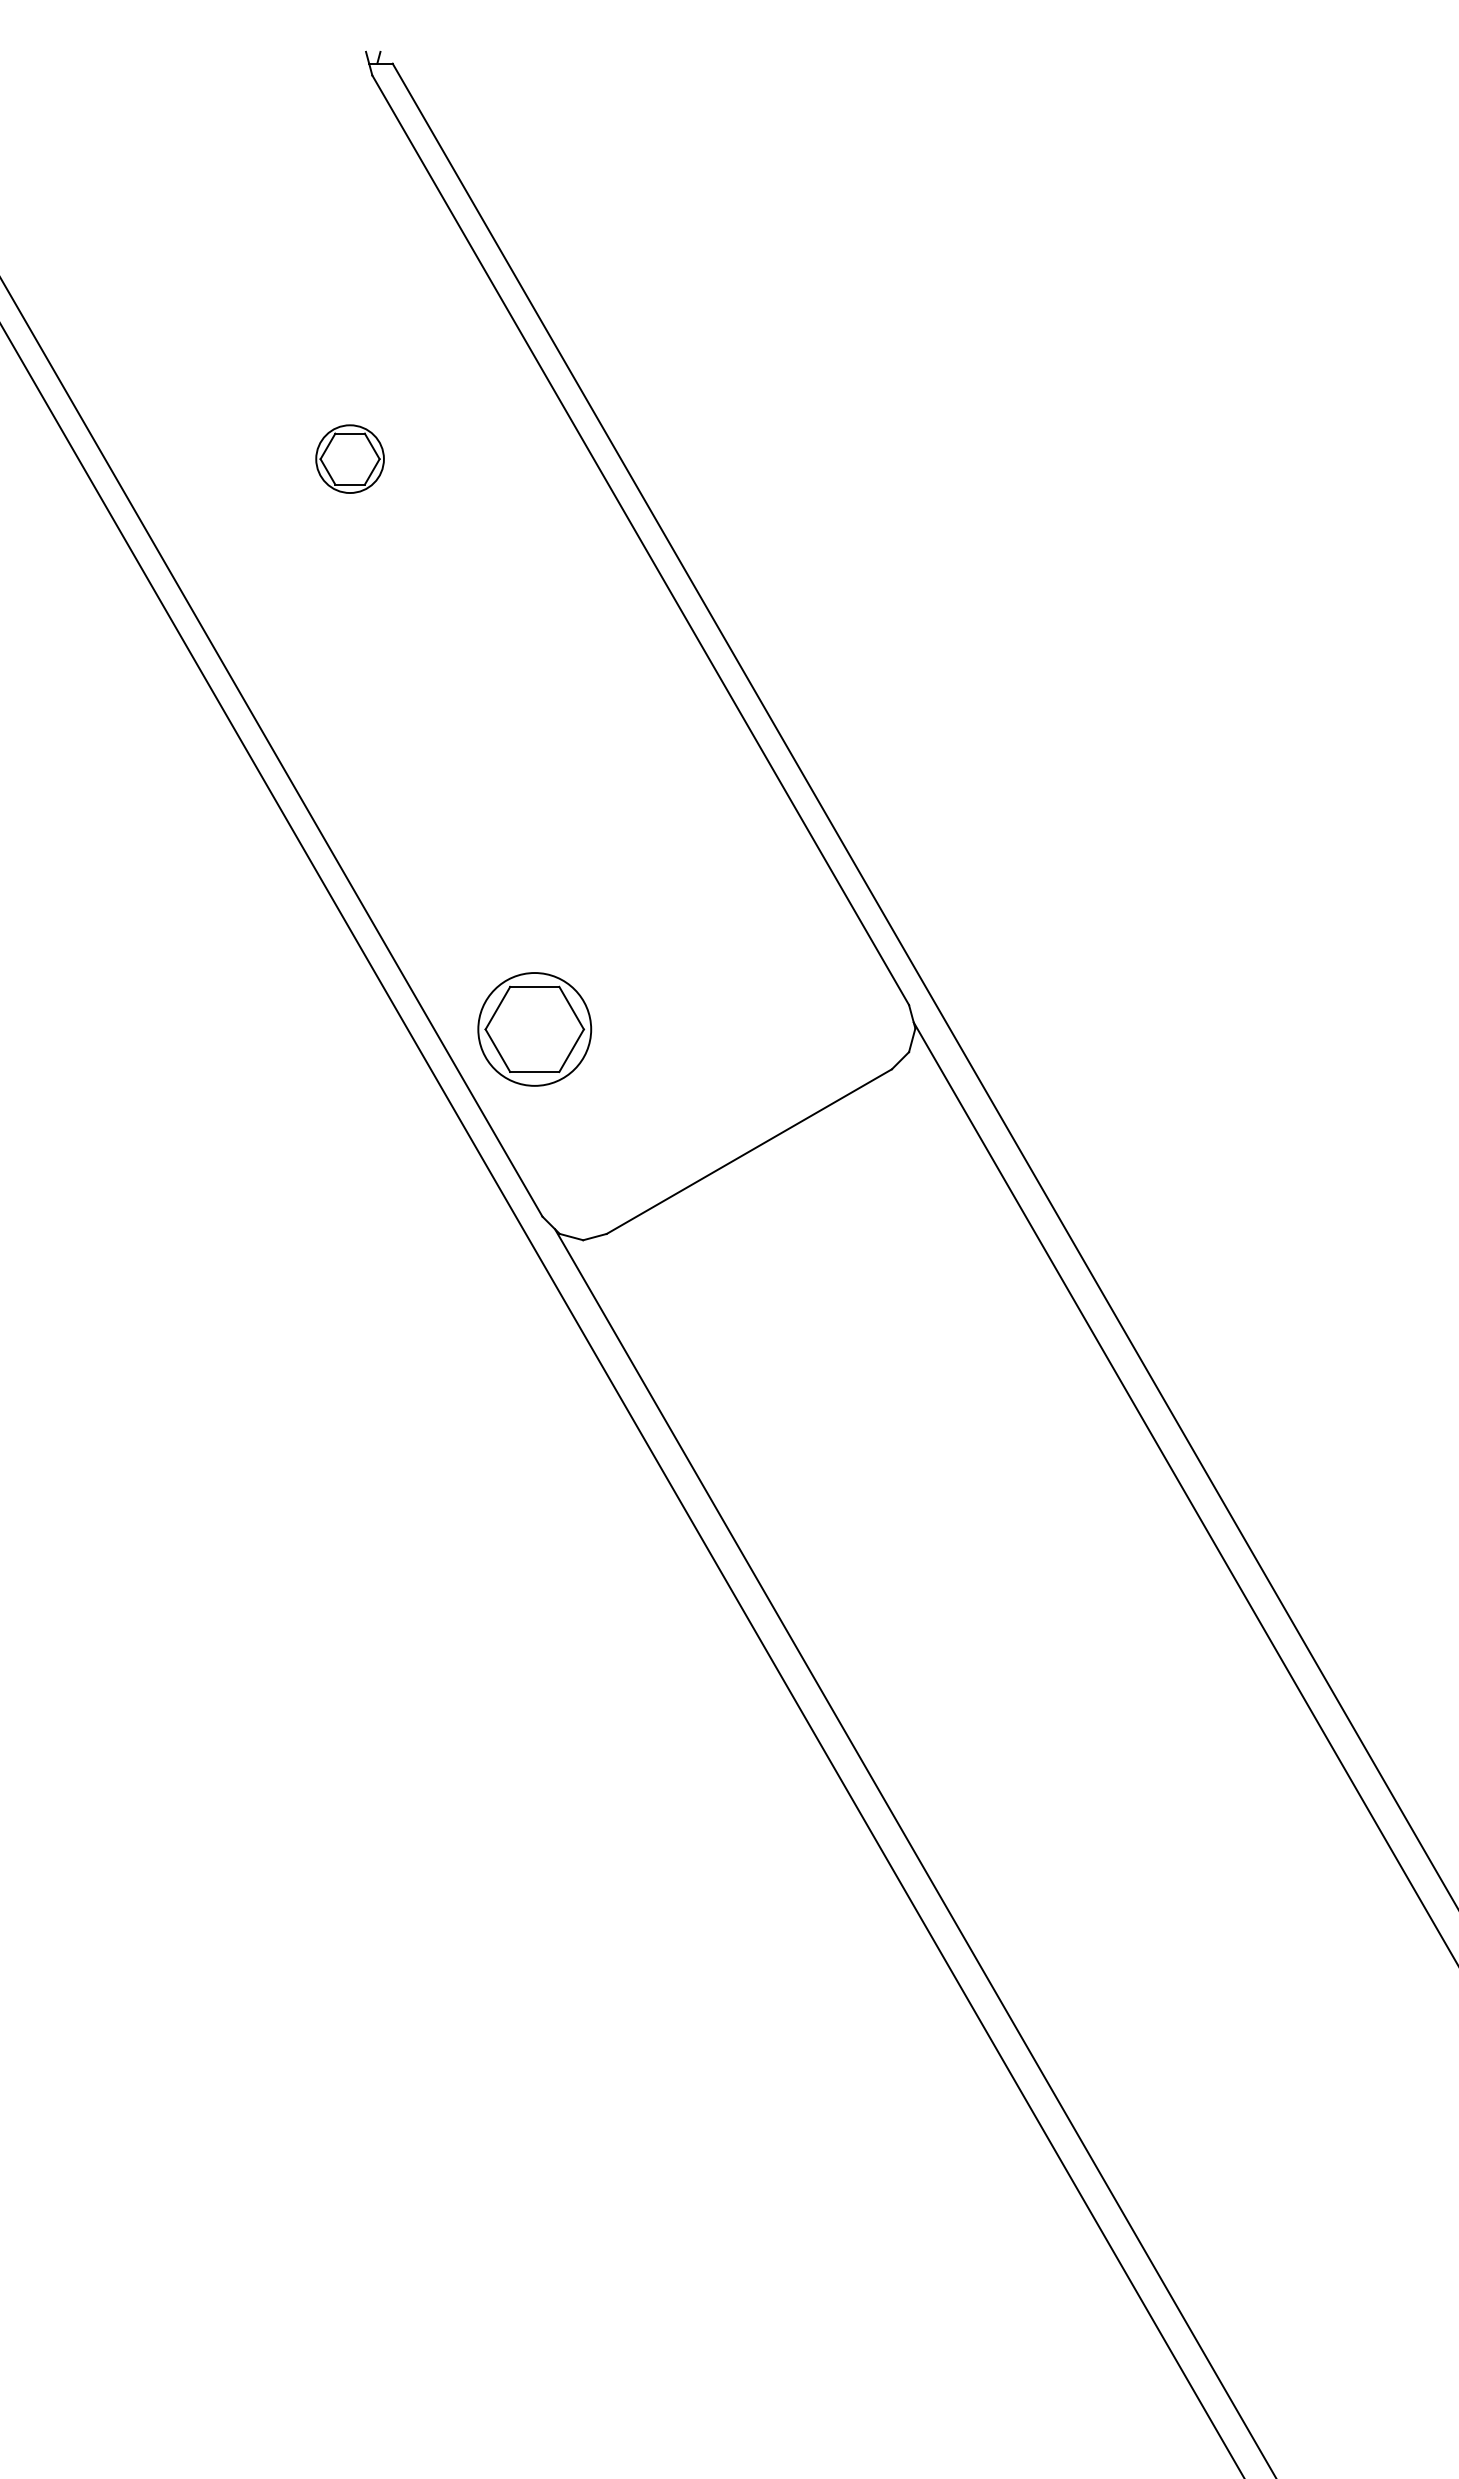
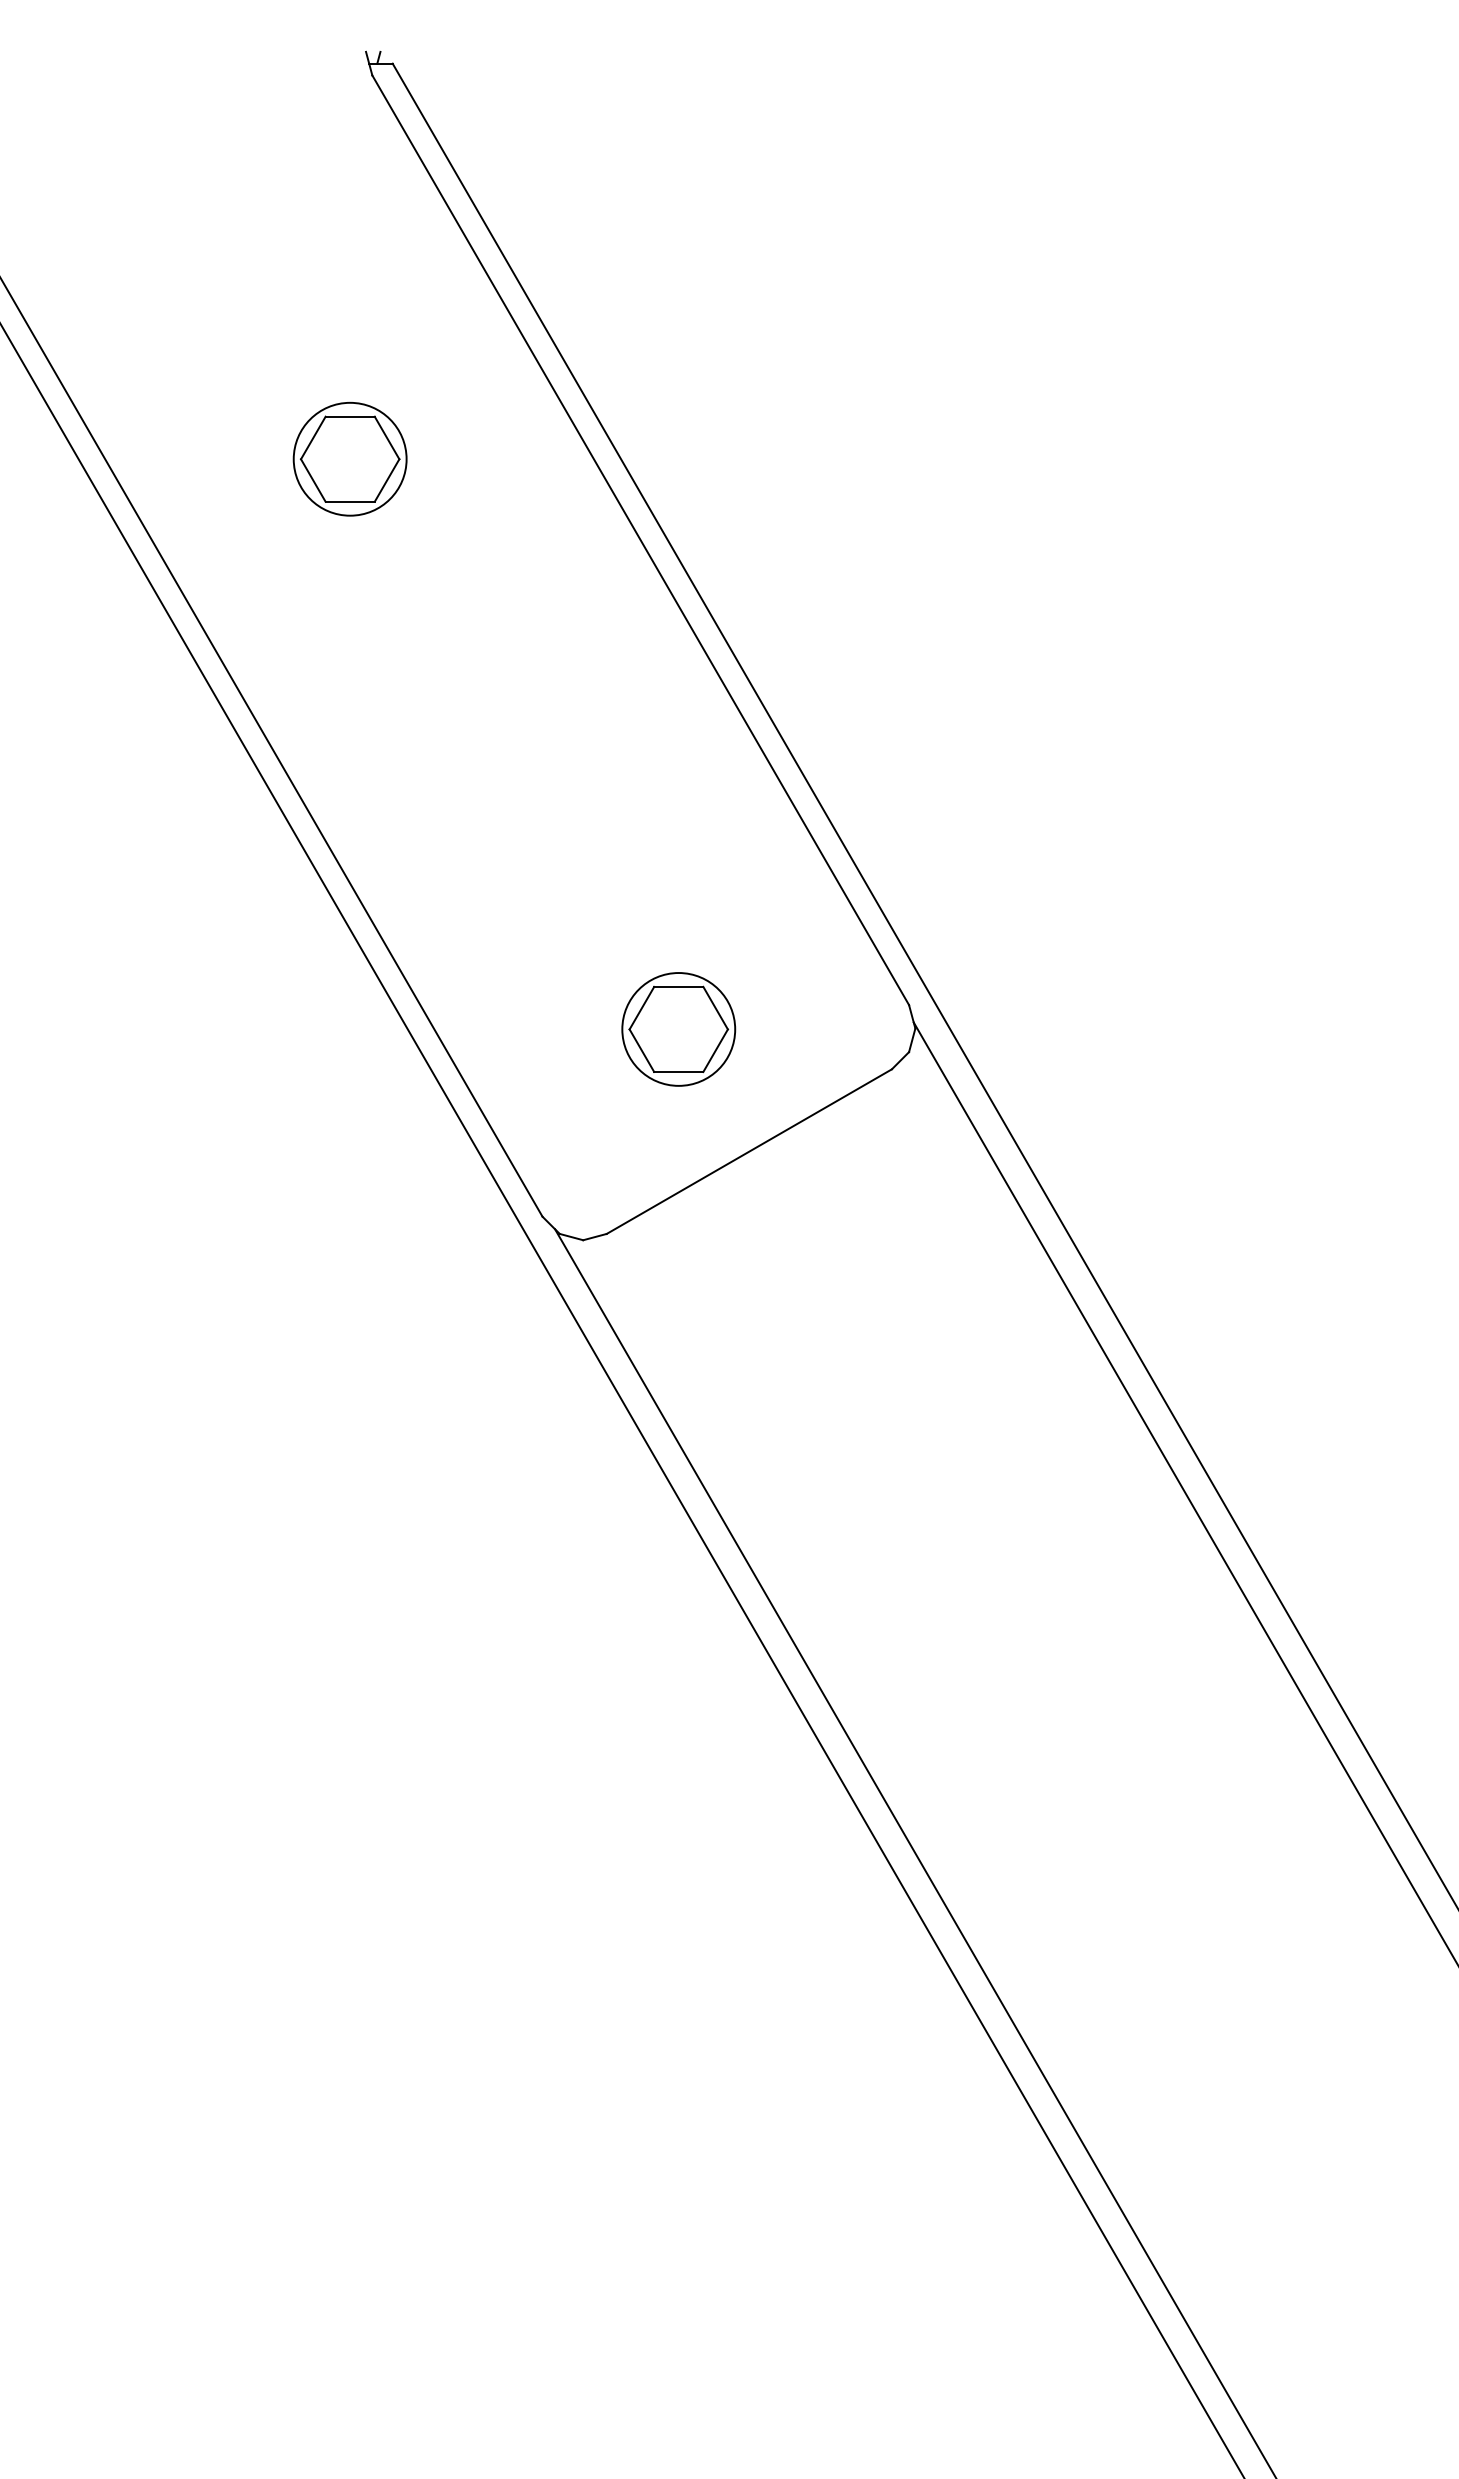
part size: 70x70 px -> 116x116 px (349, 458)
part position: (534, 1029) -> (678, 1029) (678, 1029)
